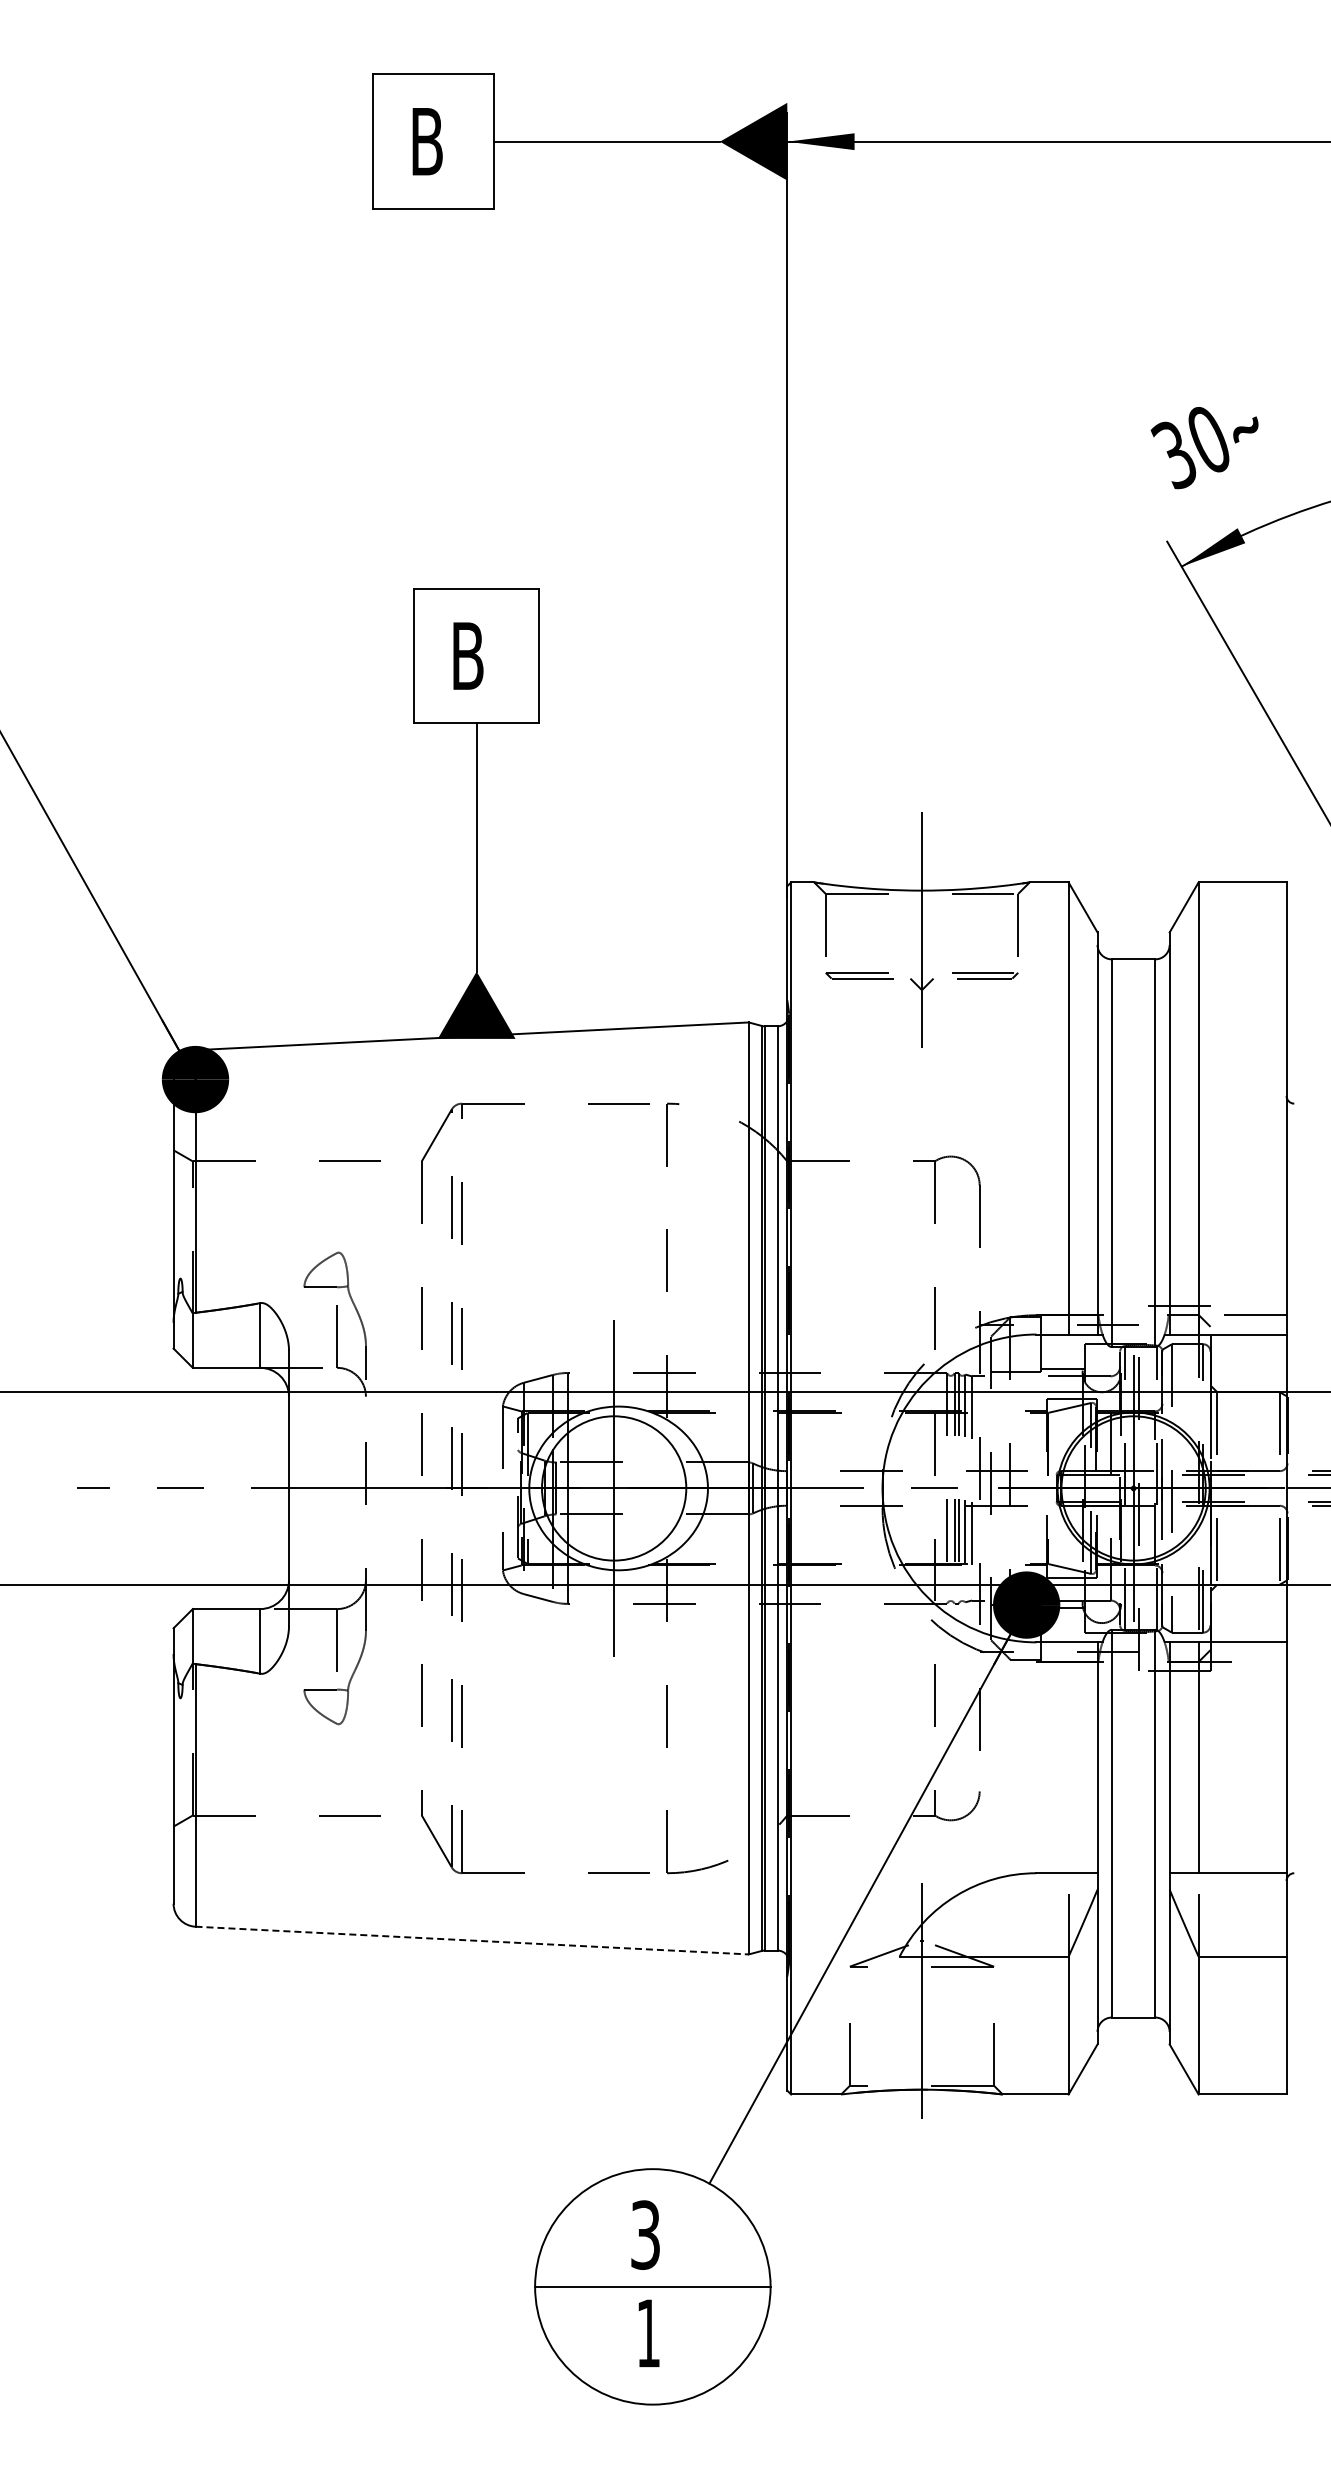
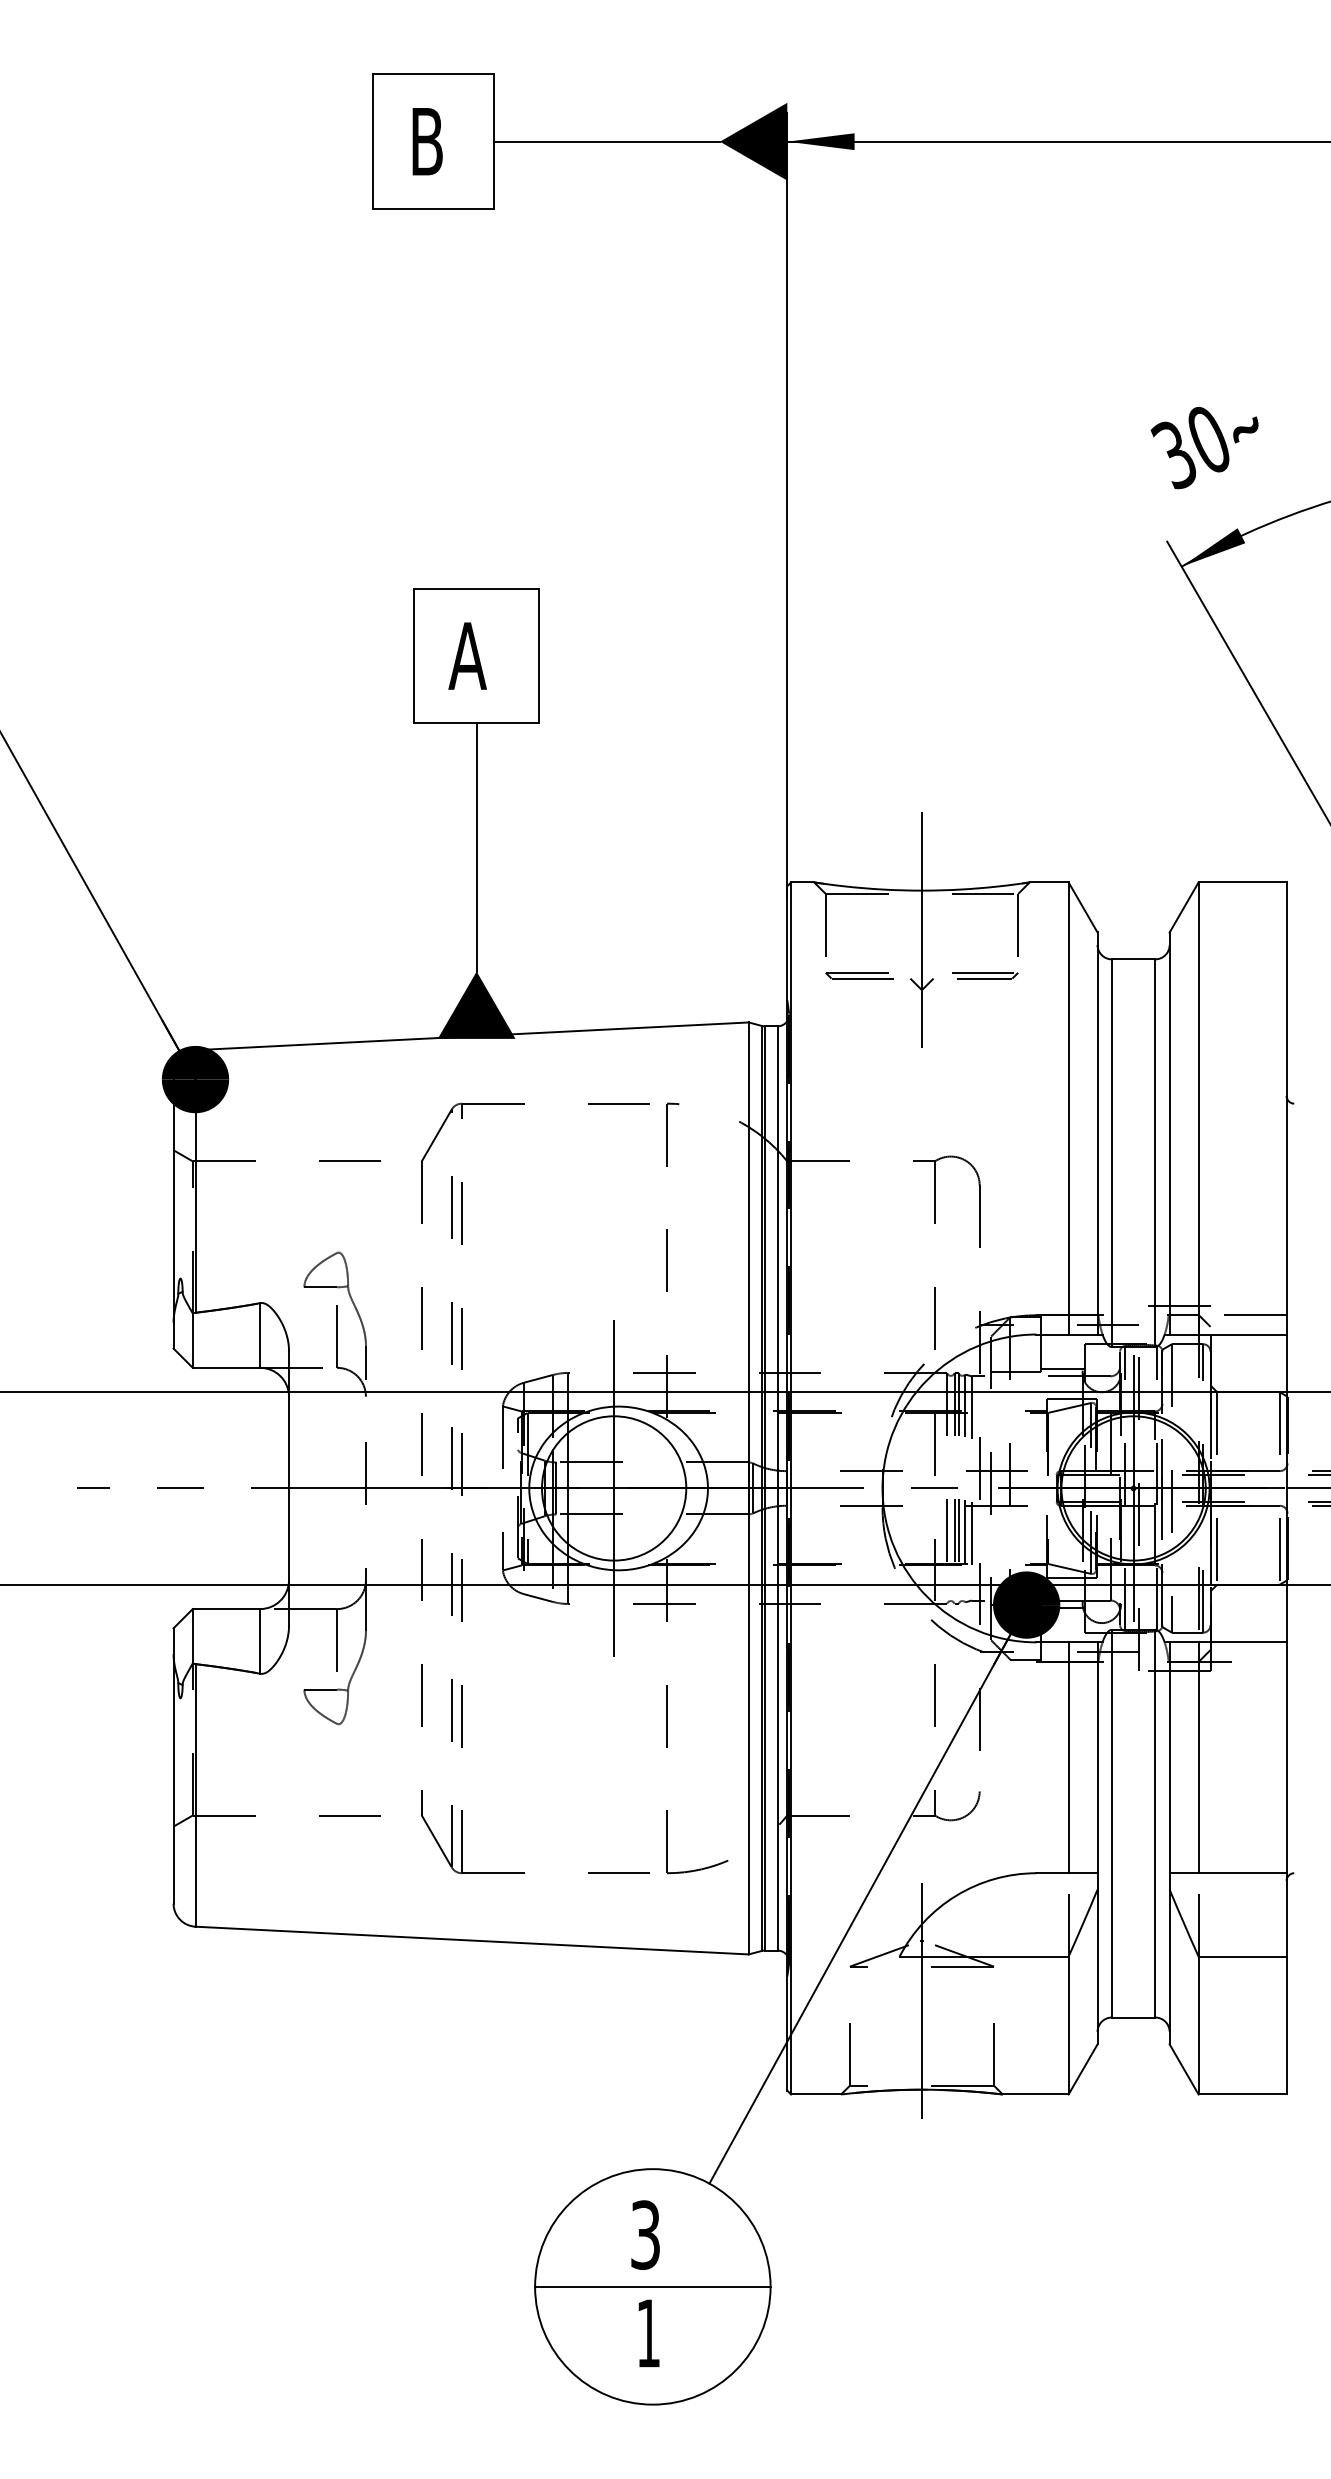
text: B -> A (467, 655)
line: none -> present (1068, 1757)
line: dashed -> solid (472, 1940)
